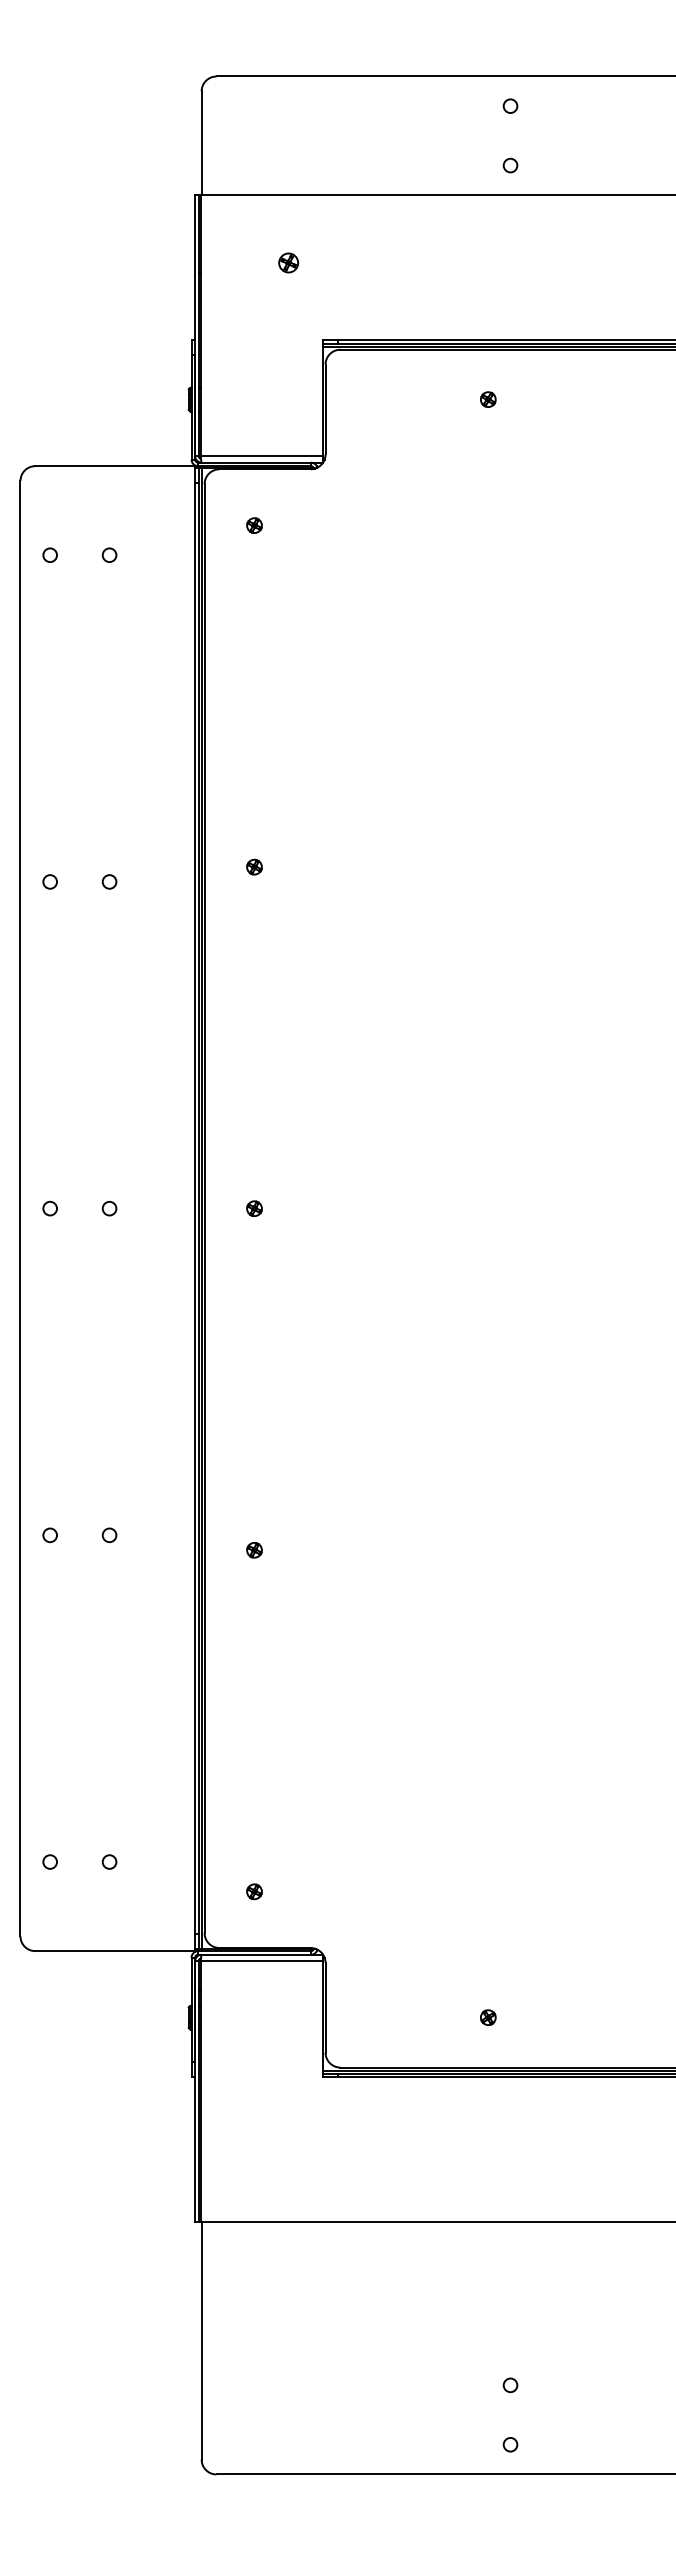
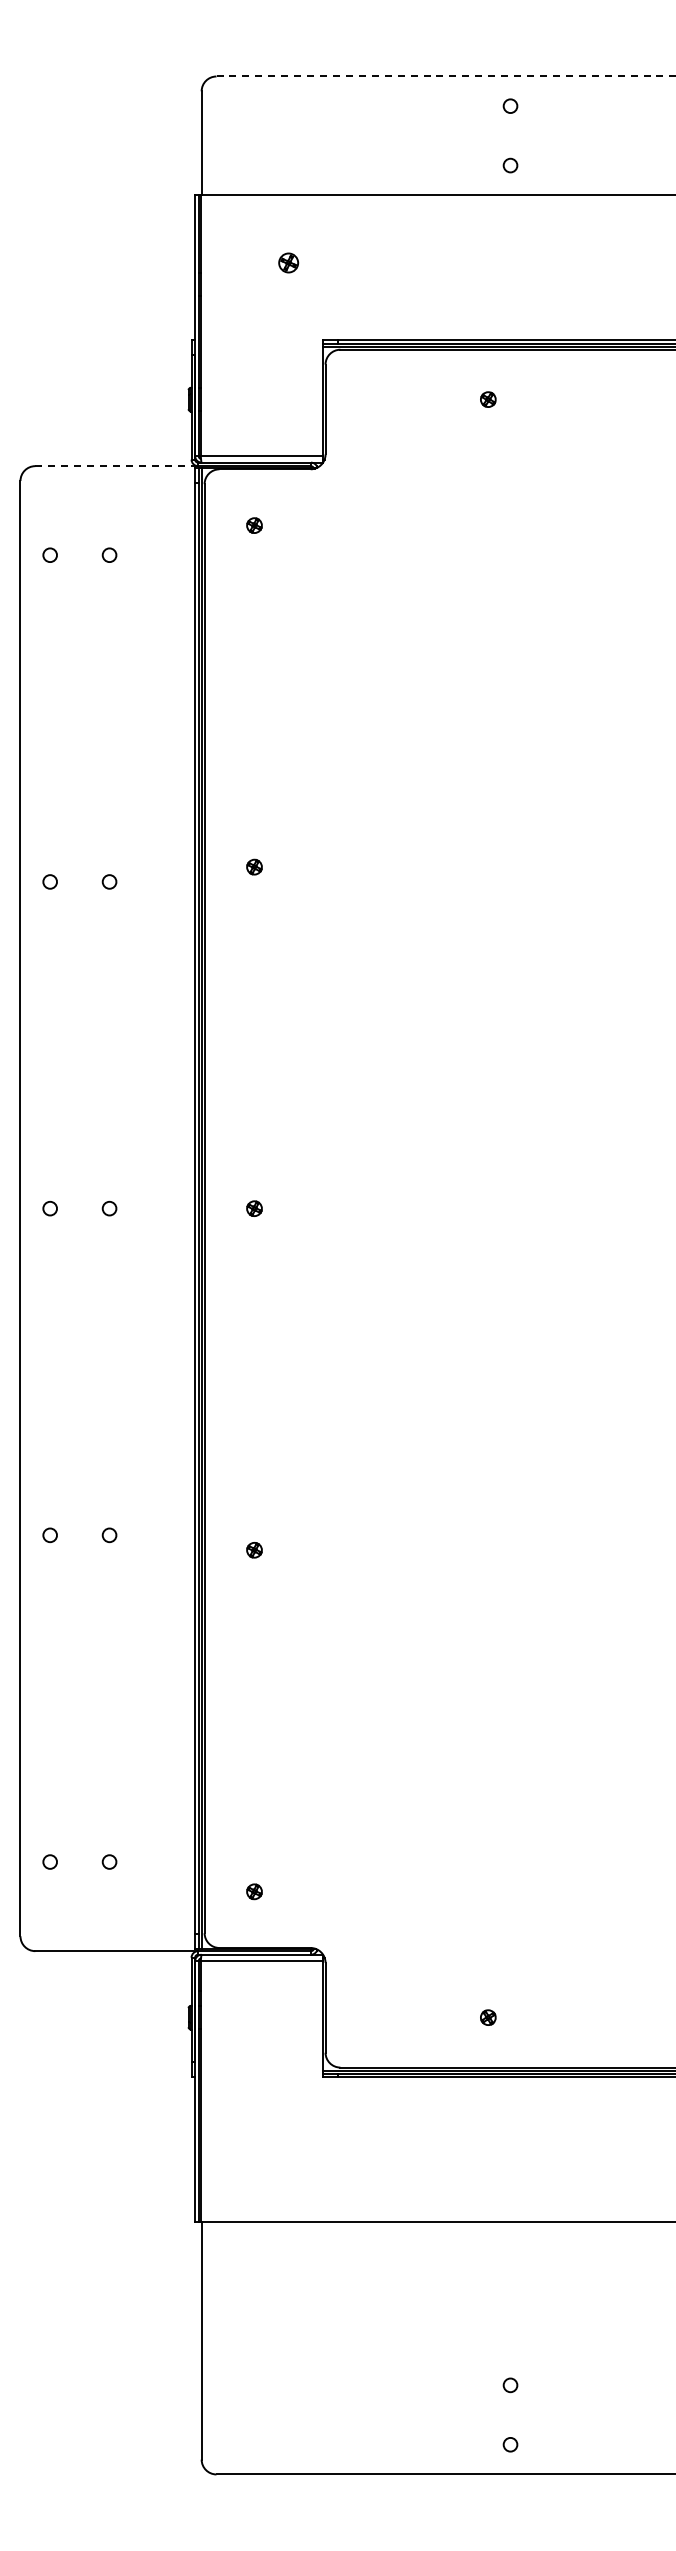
line: solid -> dashed (446, 76)
line: solid -> dashed (117, 466)
